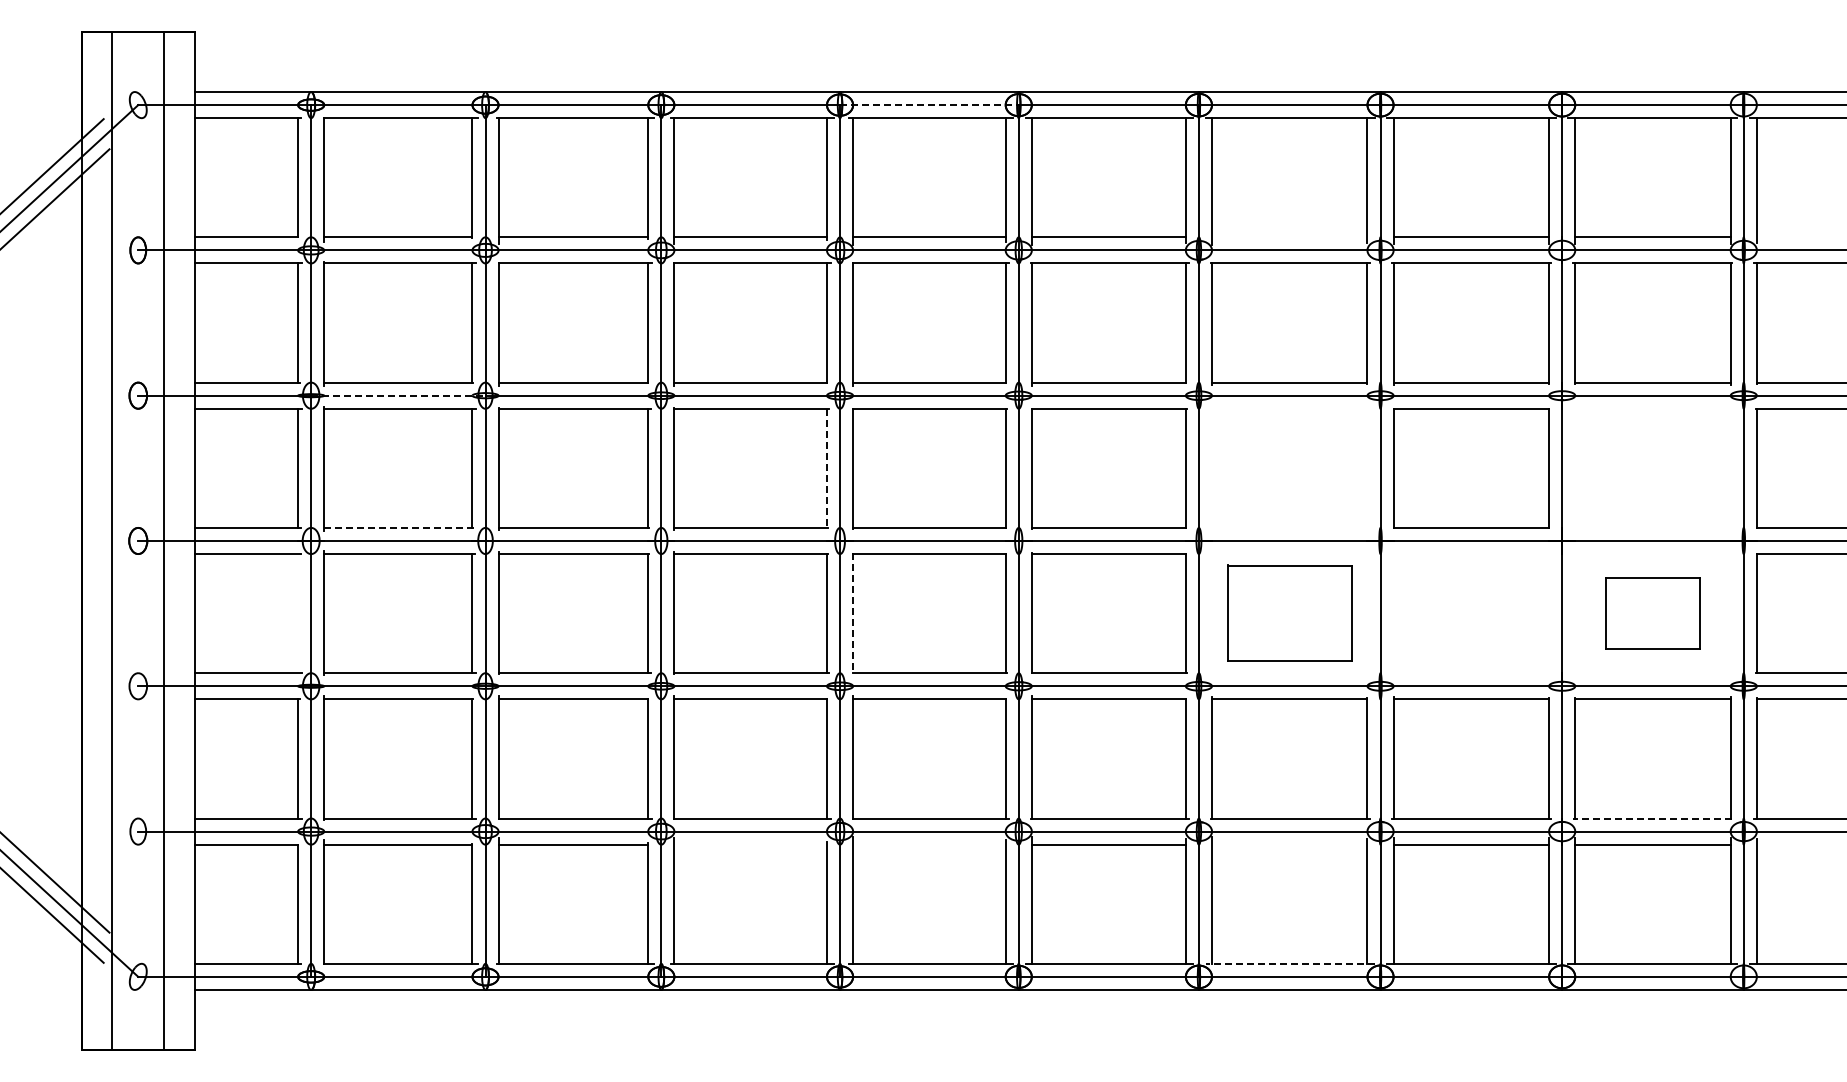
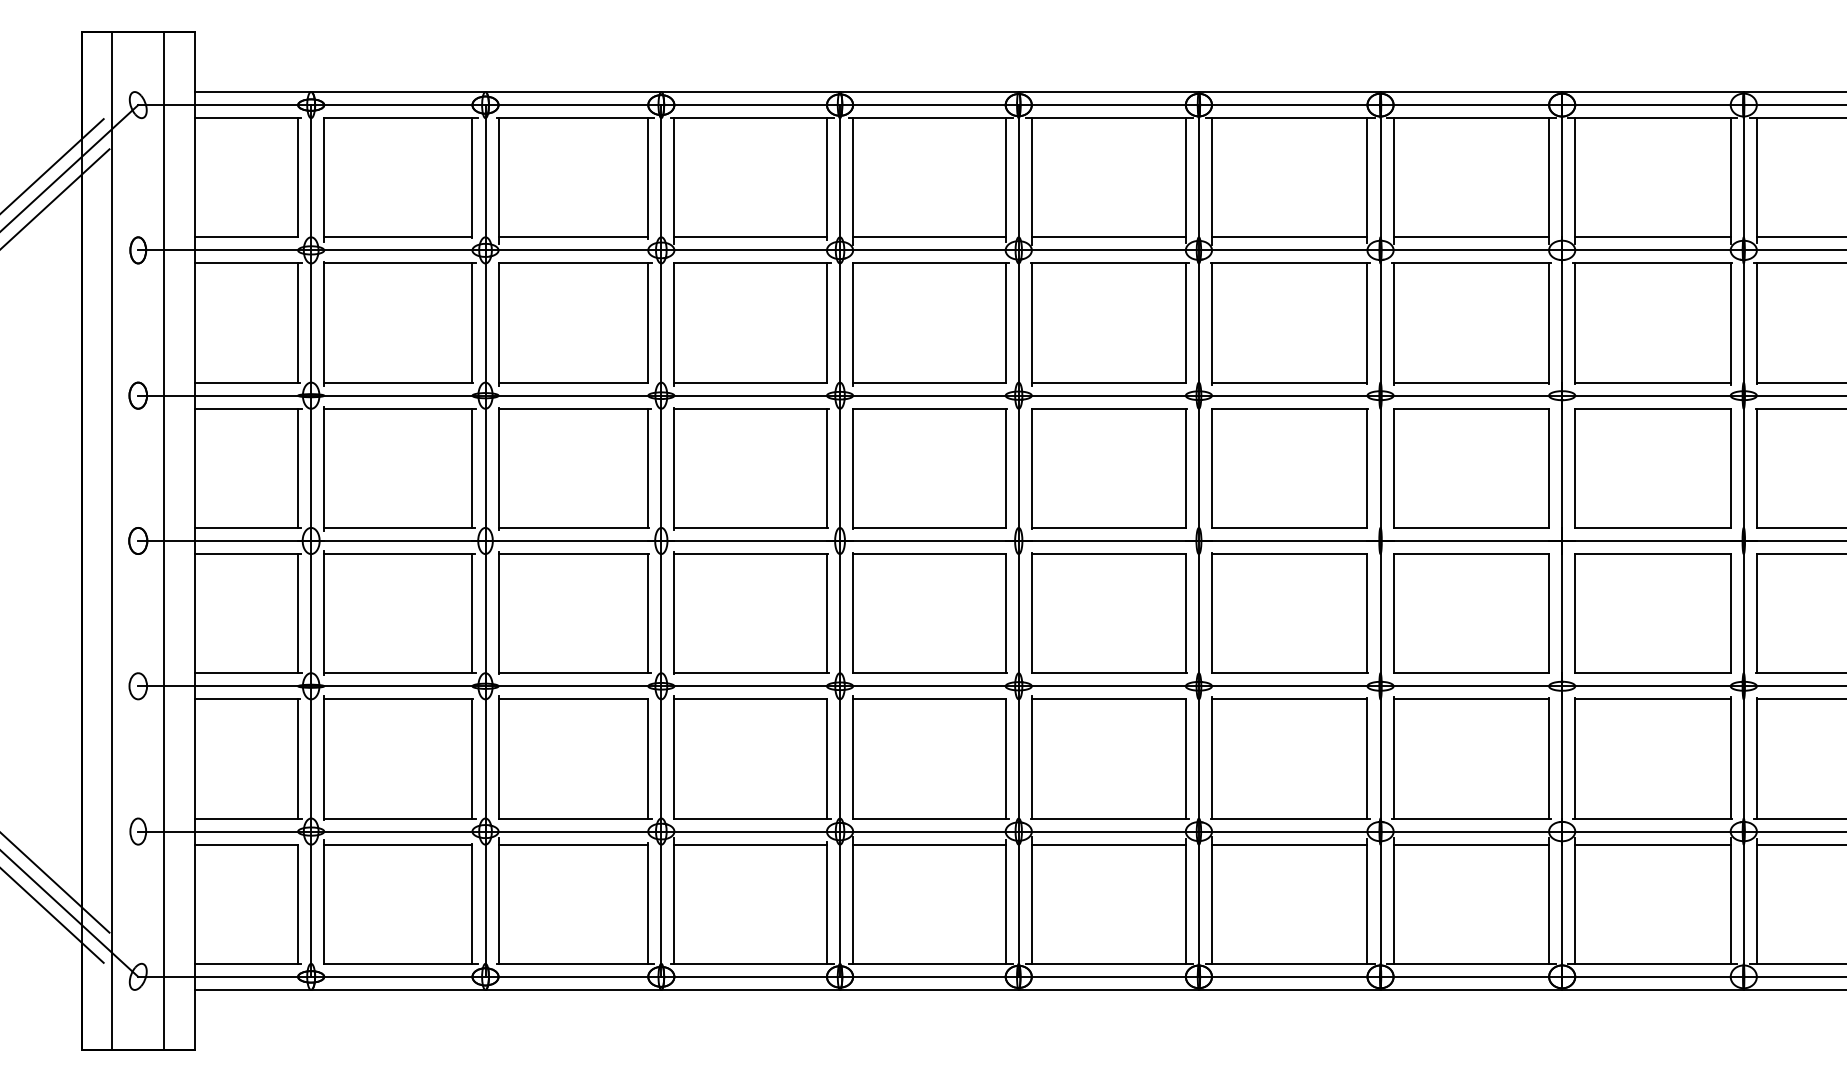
line: dashed -> solid (929, 105)
line: none -> present (1289, 237)
line: none -> present (1799, 237)
line: dashed -> solid (398, 395)
line: dashed -> solid (826, 468)
part: none -> present (1289, 468)
part: none -> present (1652, 468)
line: dashed -> solid (399, 527)
part size: 126x98 px -> 158x122 px (1289, 612)
line: none -> present (298, 613)
line: dashed -> solid (853, 613)
part: none -> present (1471, 613)
part size: 96x73 px -> 158x121 px (1652, 613)
line: dashed -> solid (1652, 818)
line: none -> present (750, 844)
line: none -> present (929, 844)
line: none -> present (1289, 844)
line: none -> present (1799, 844)
line: dashed -> solid (1289, 963)
